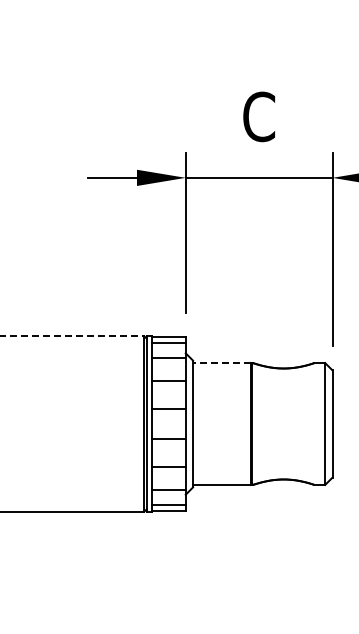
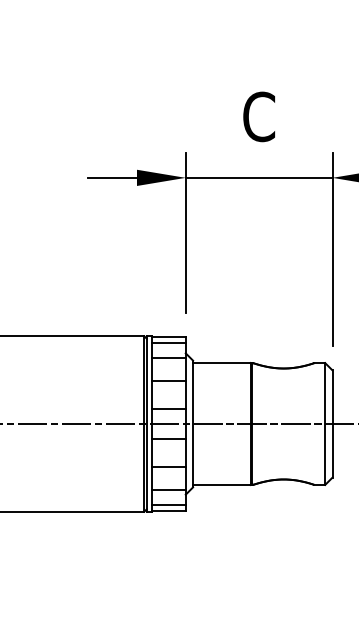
line: dashed -> solid (72, 336)
line: dashed -> solid (221, 363)
line: none -> present (178, 424)
